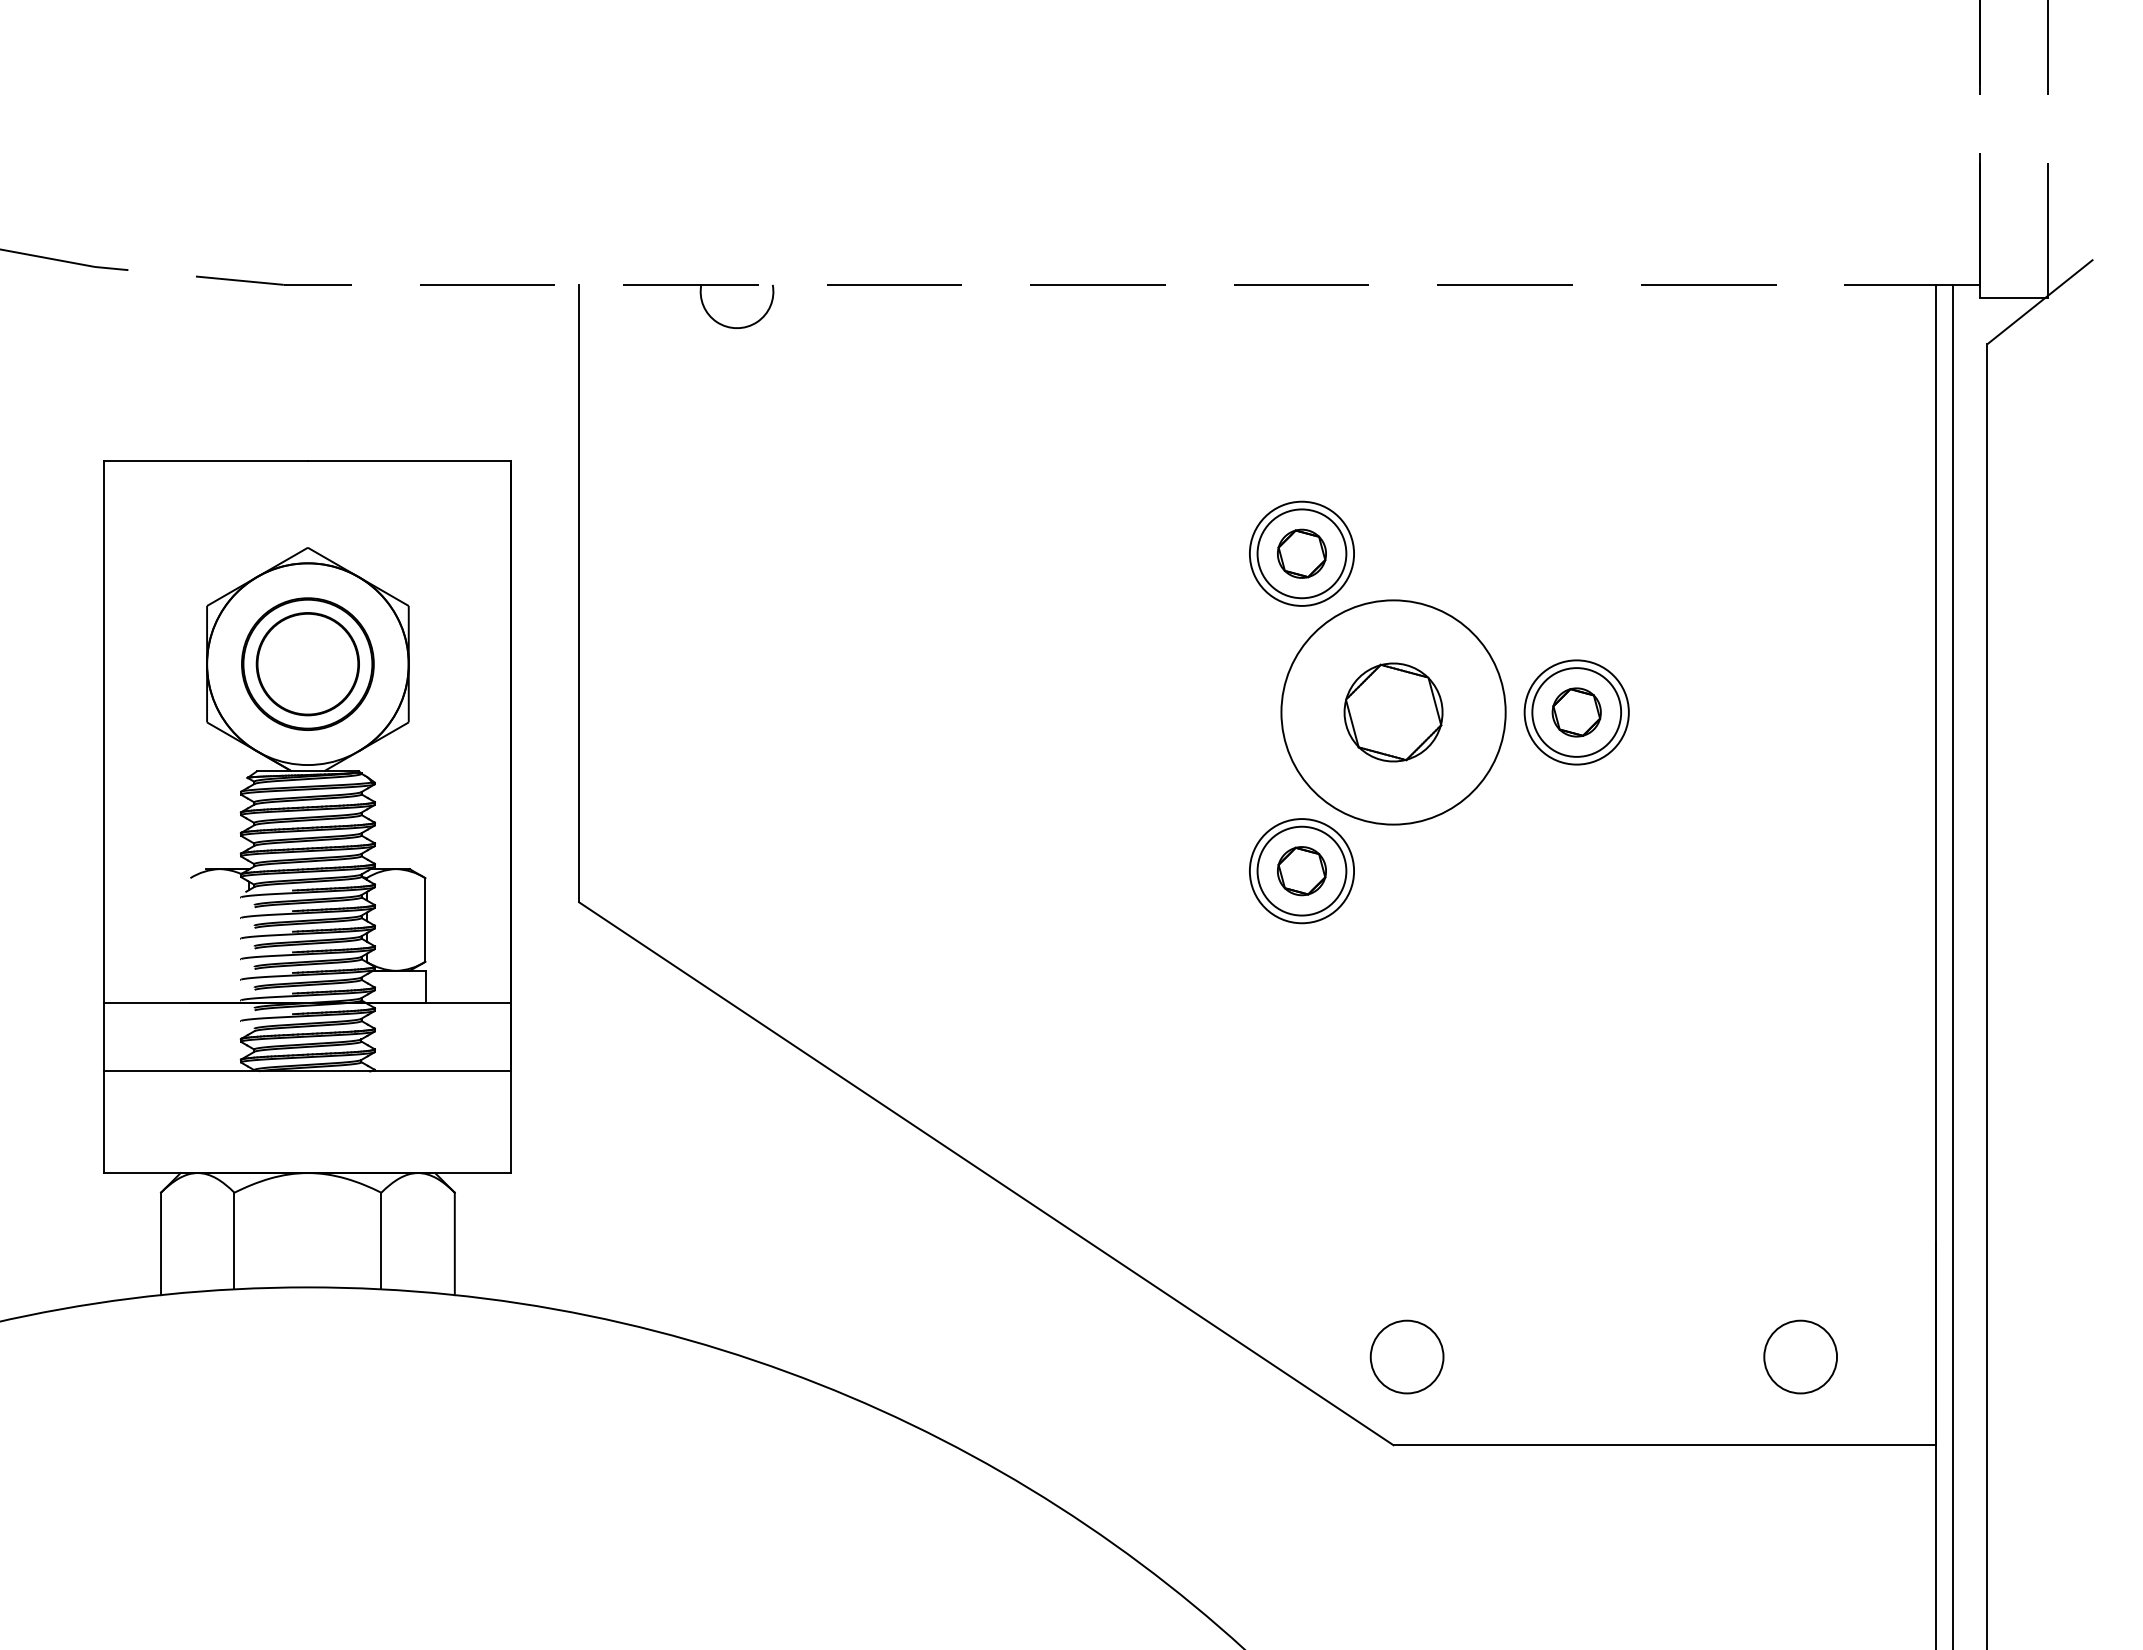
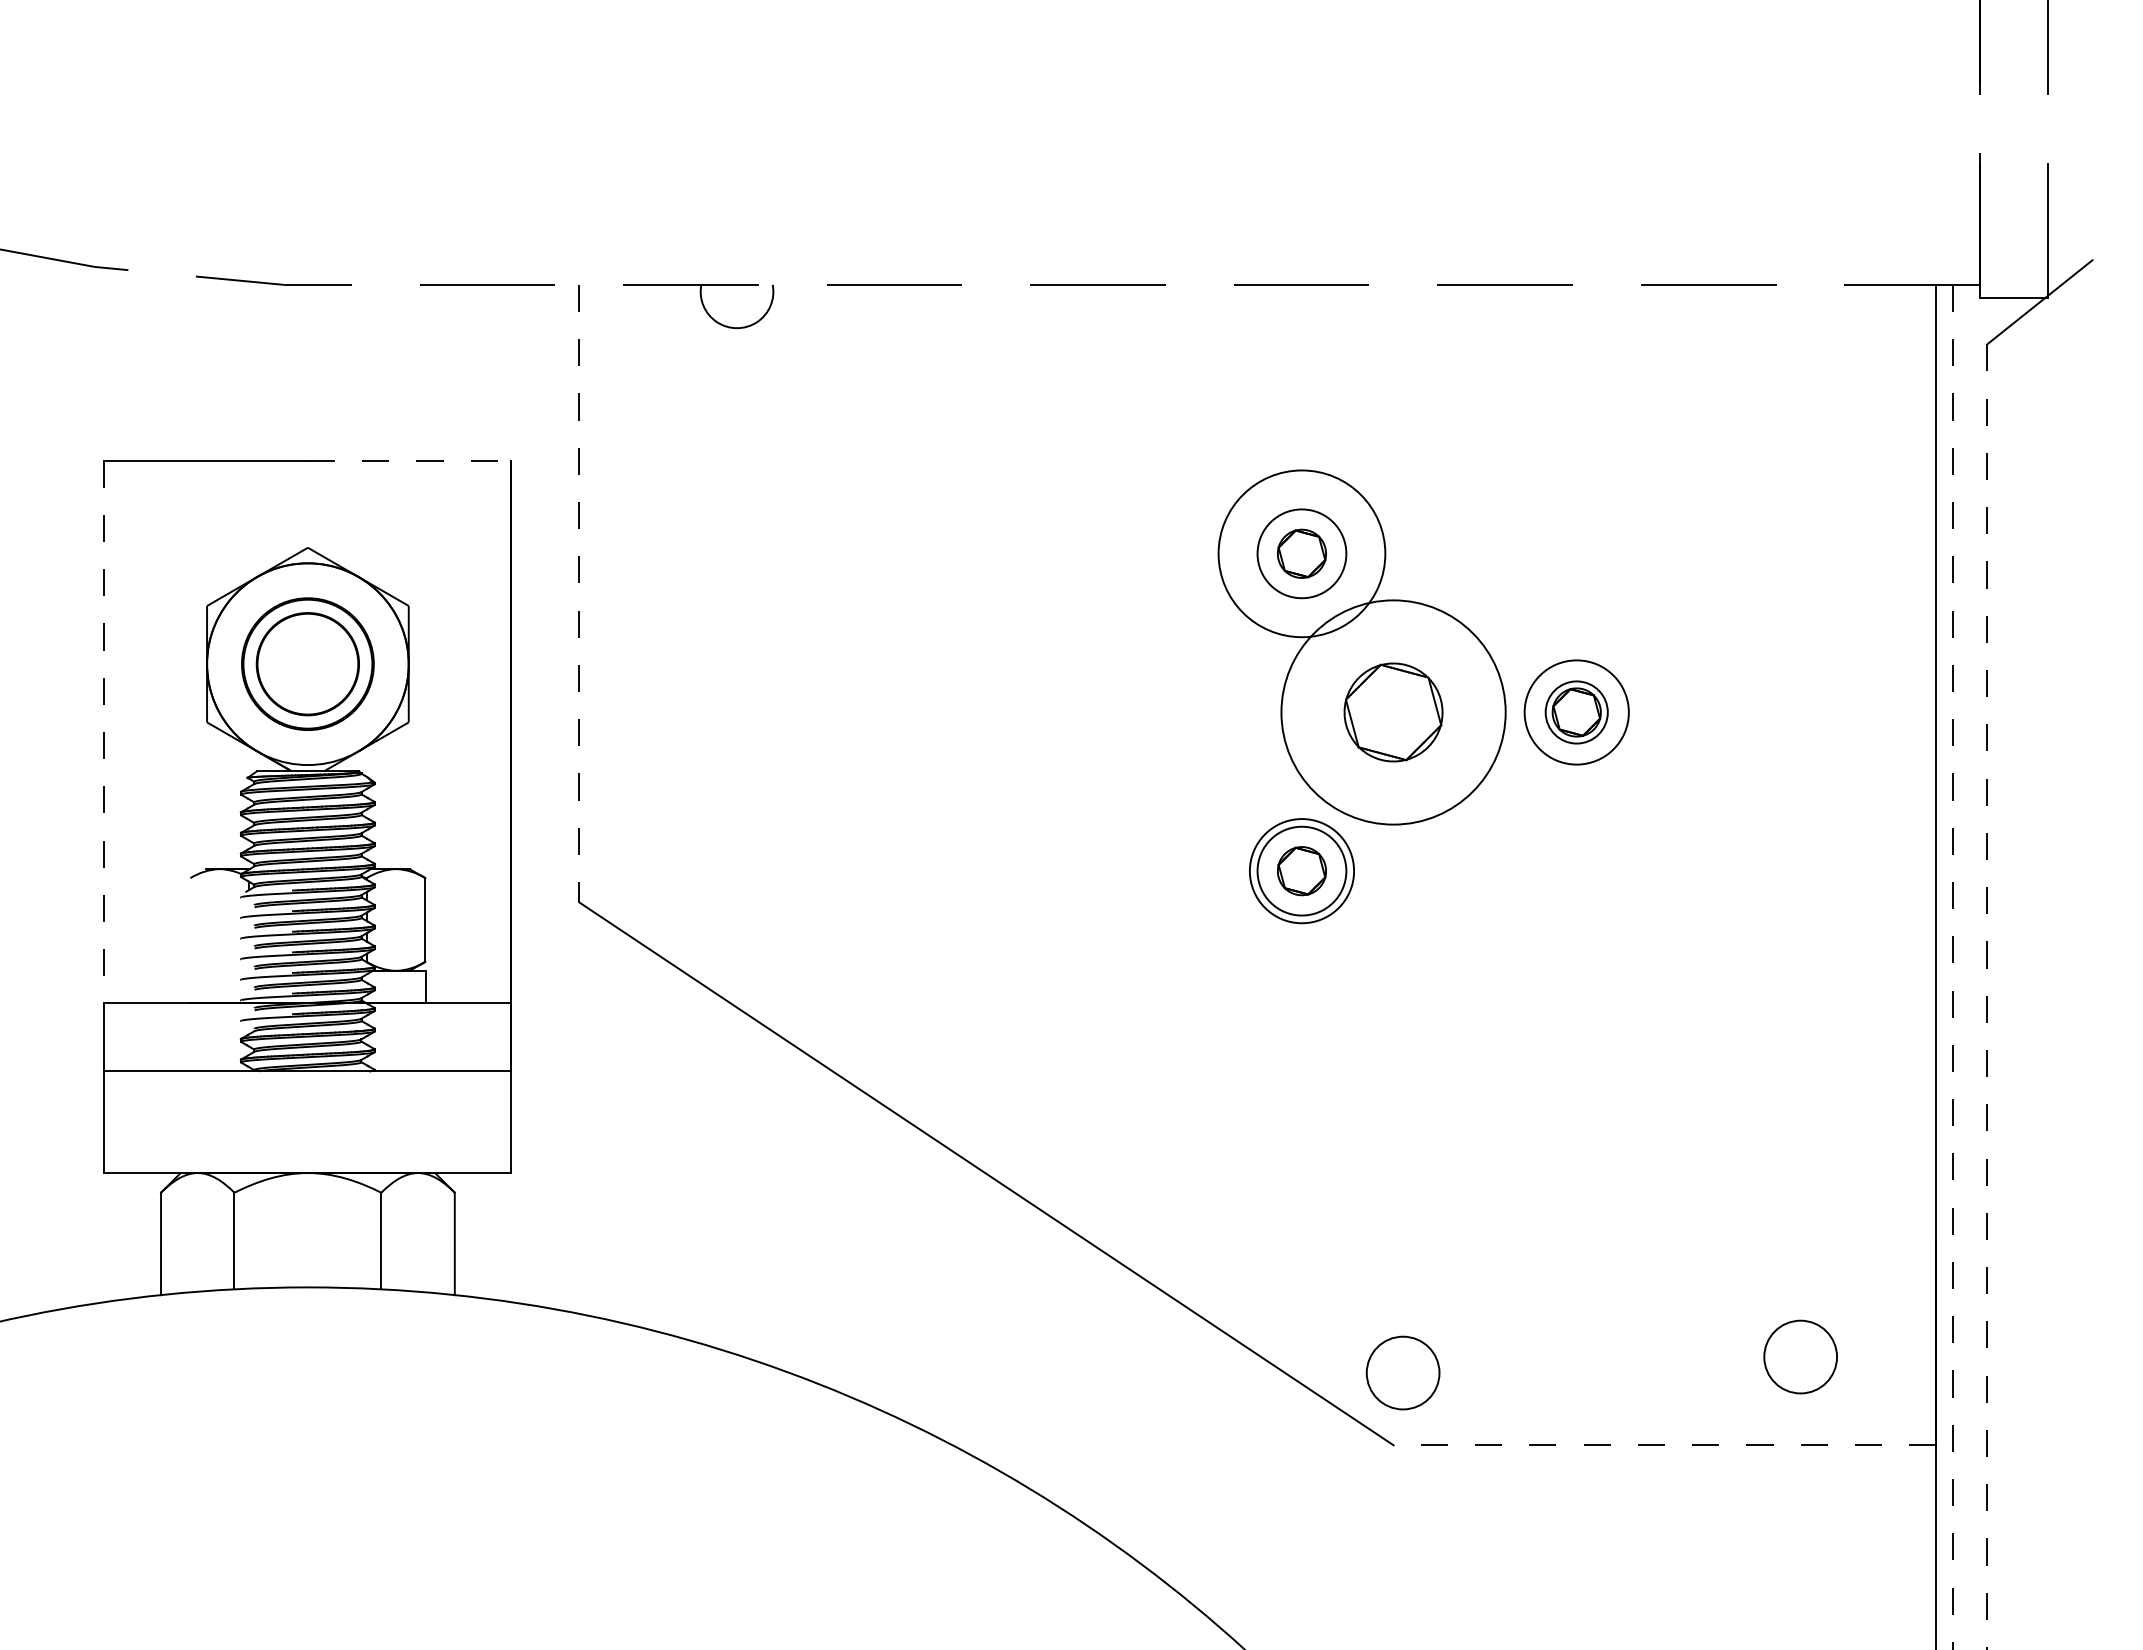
line: solid -> dashed (409, 460)
circle diameter: 104 px -> 167 px (1301, 553)
line: solid -> dashed (579, 593)
circle diameter: 89 px -> 62 px (1576, 712)
line: solid -> dashed (104, 732)
line: solid -> dashed (1953, 967)
line: solid -> dashed (1987, 997)
circle position: (1406, 1356) -> (1402, 1372) (1402, 1372)
line: solid -> dashed (1664, 1445)
